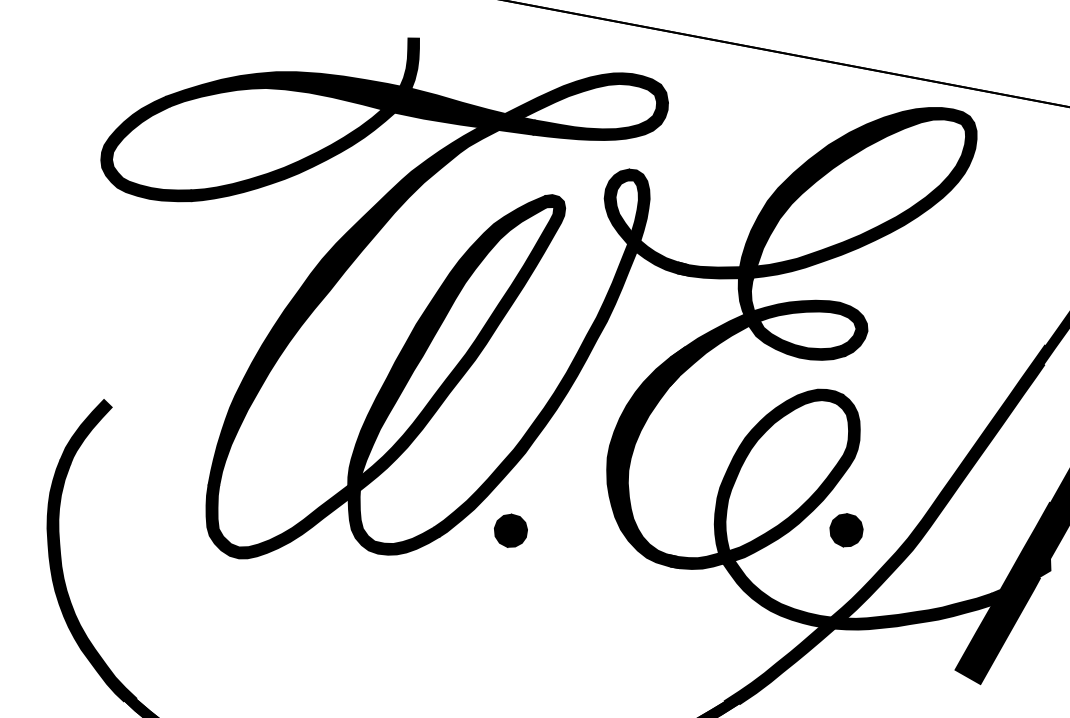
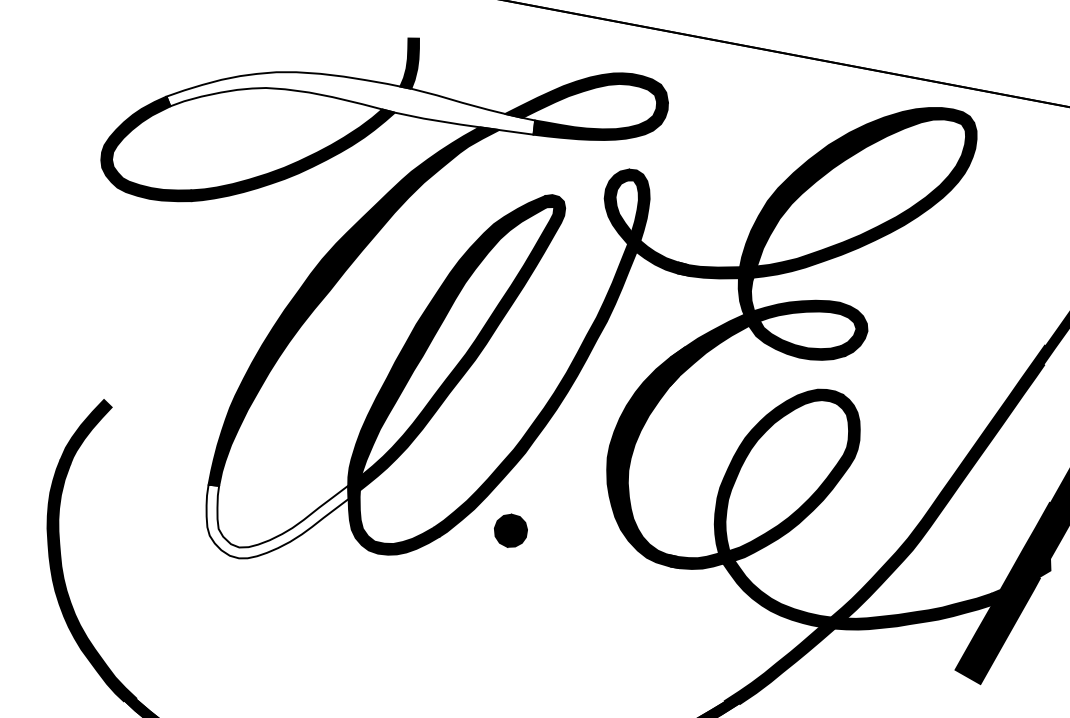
fill: present -> none (350, 103)
fill: present -> none (277, 521)
part: present -> none (846, 530)
